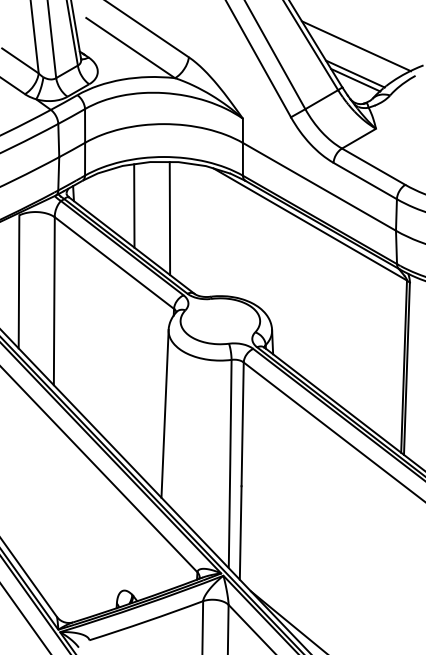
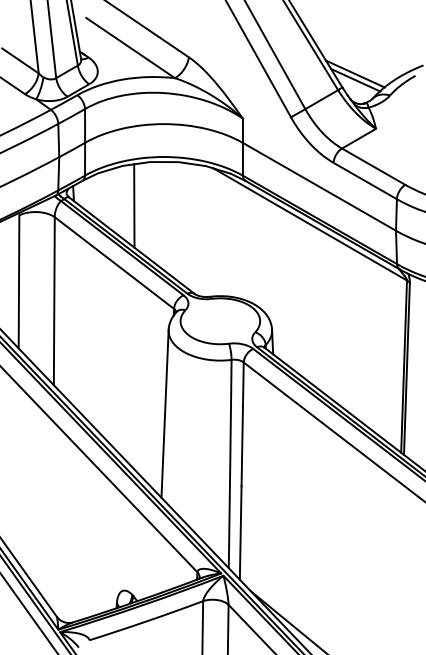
line: present -> none (355, 46)
line: present -> none (169, 218)
line position: (25, 618) -> (29, 613) (29, 613)
